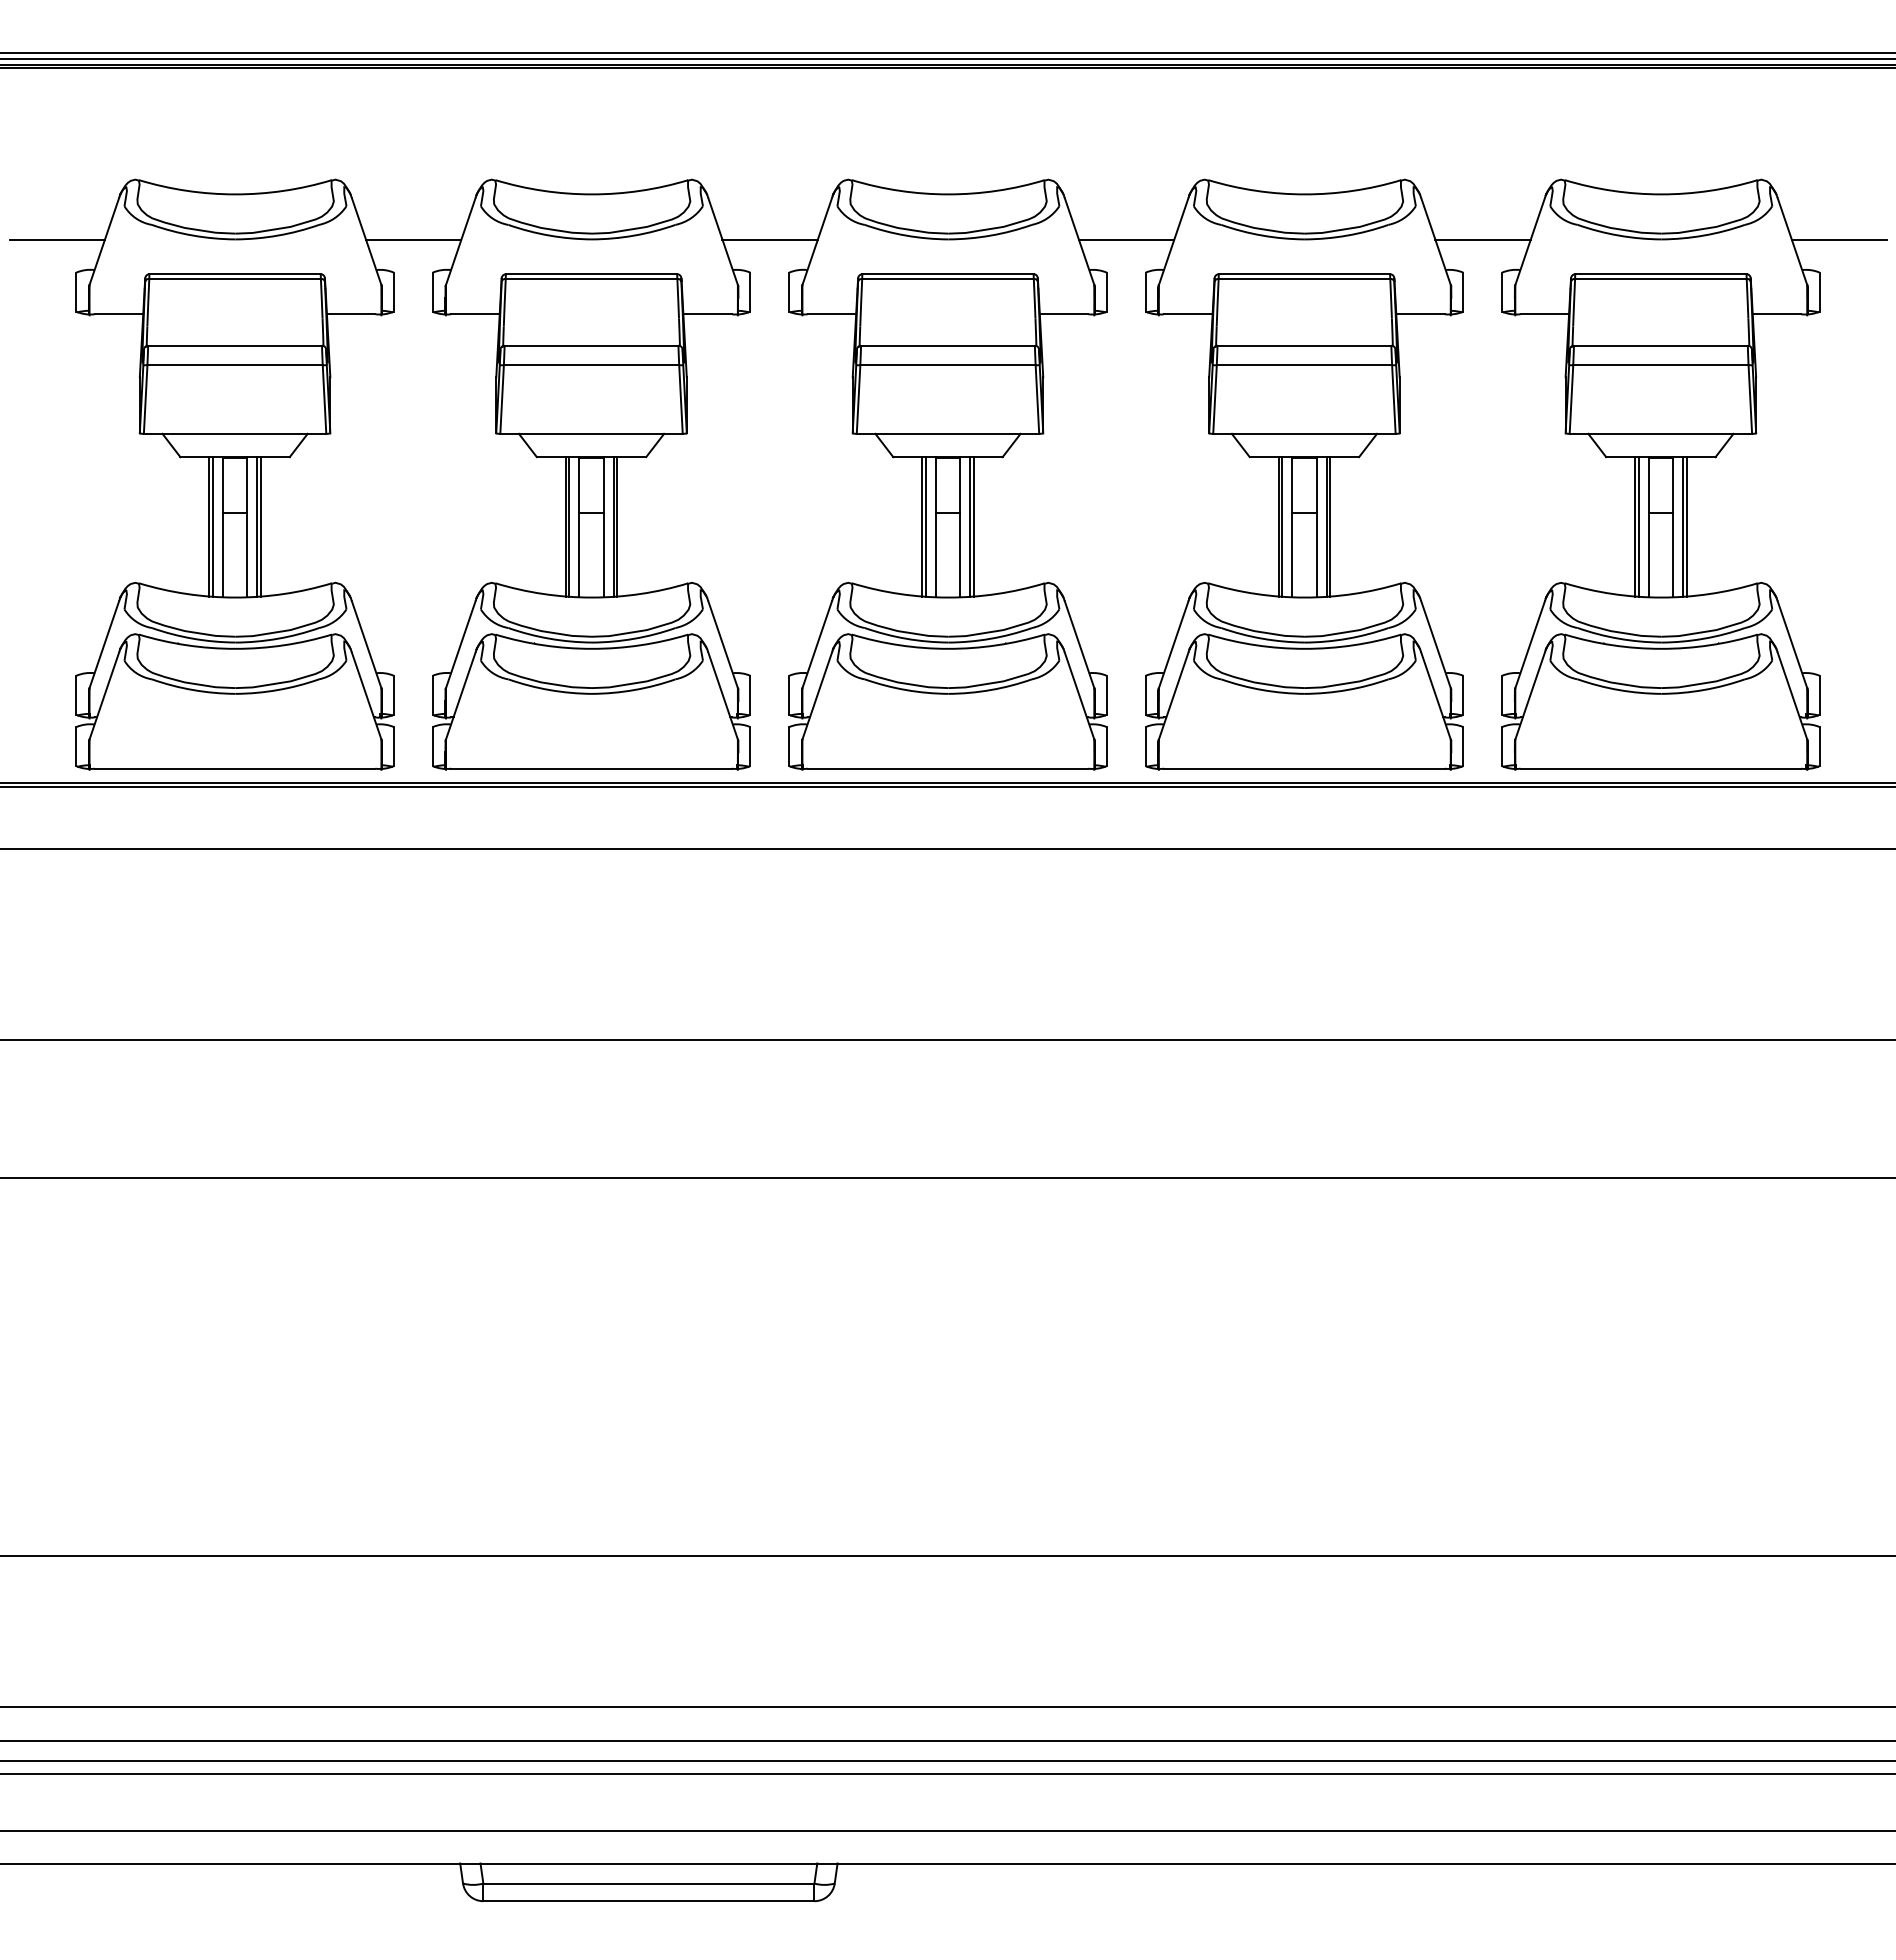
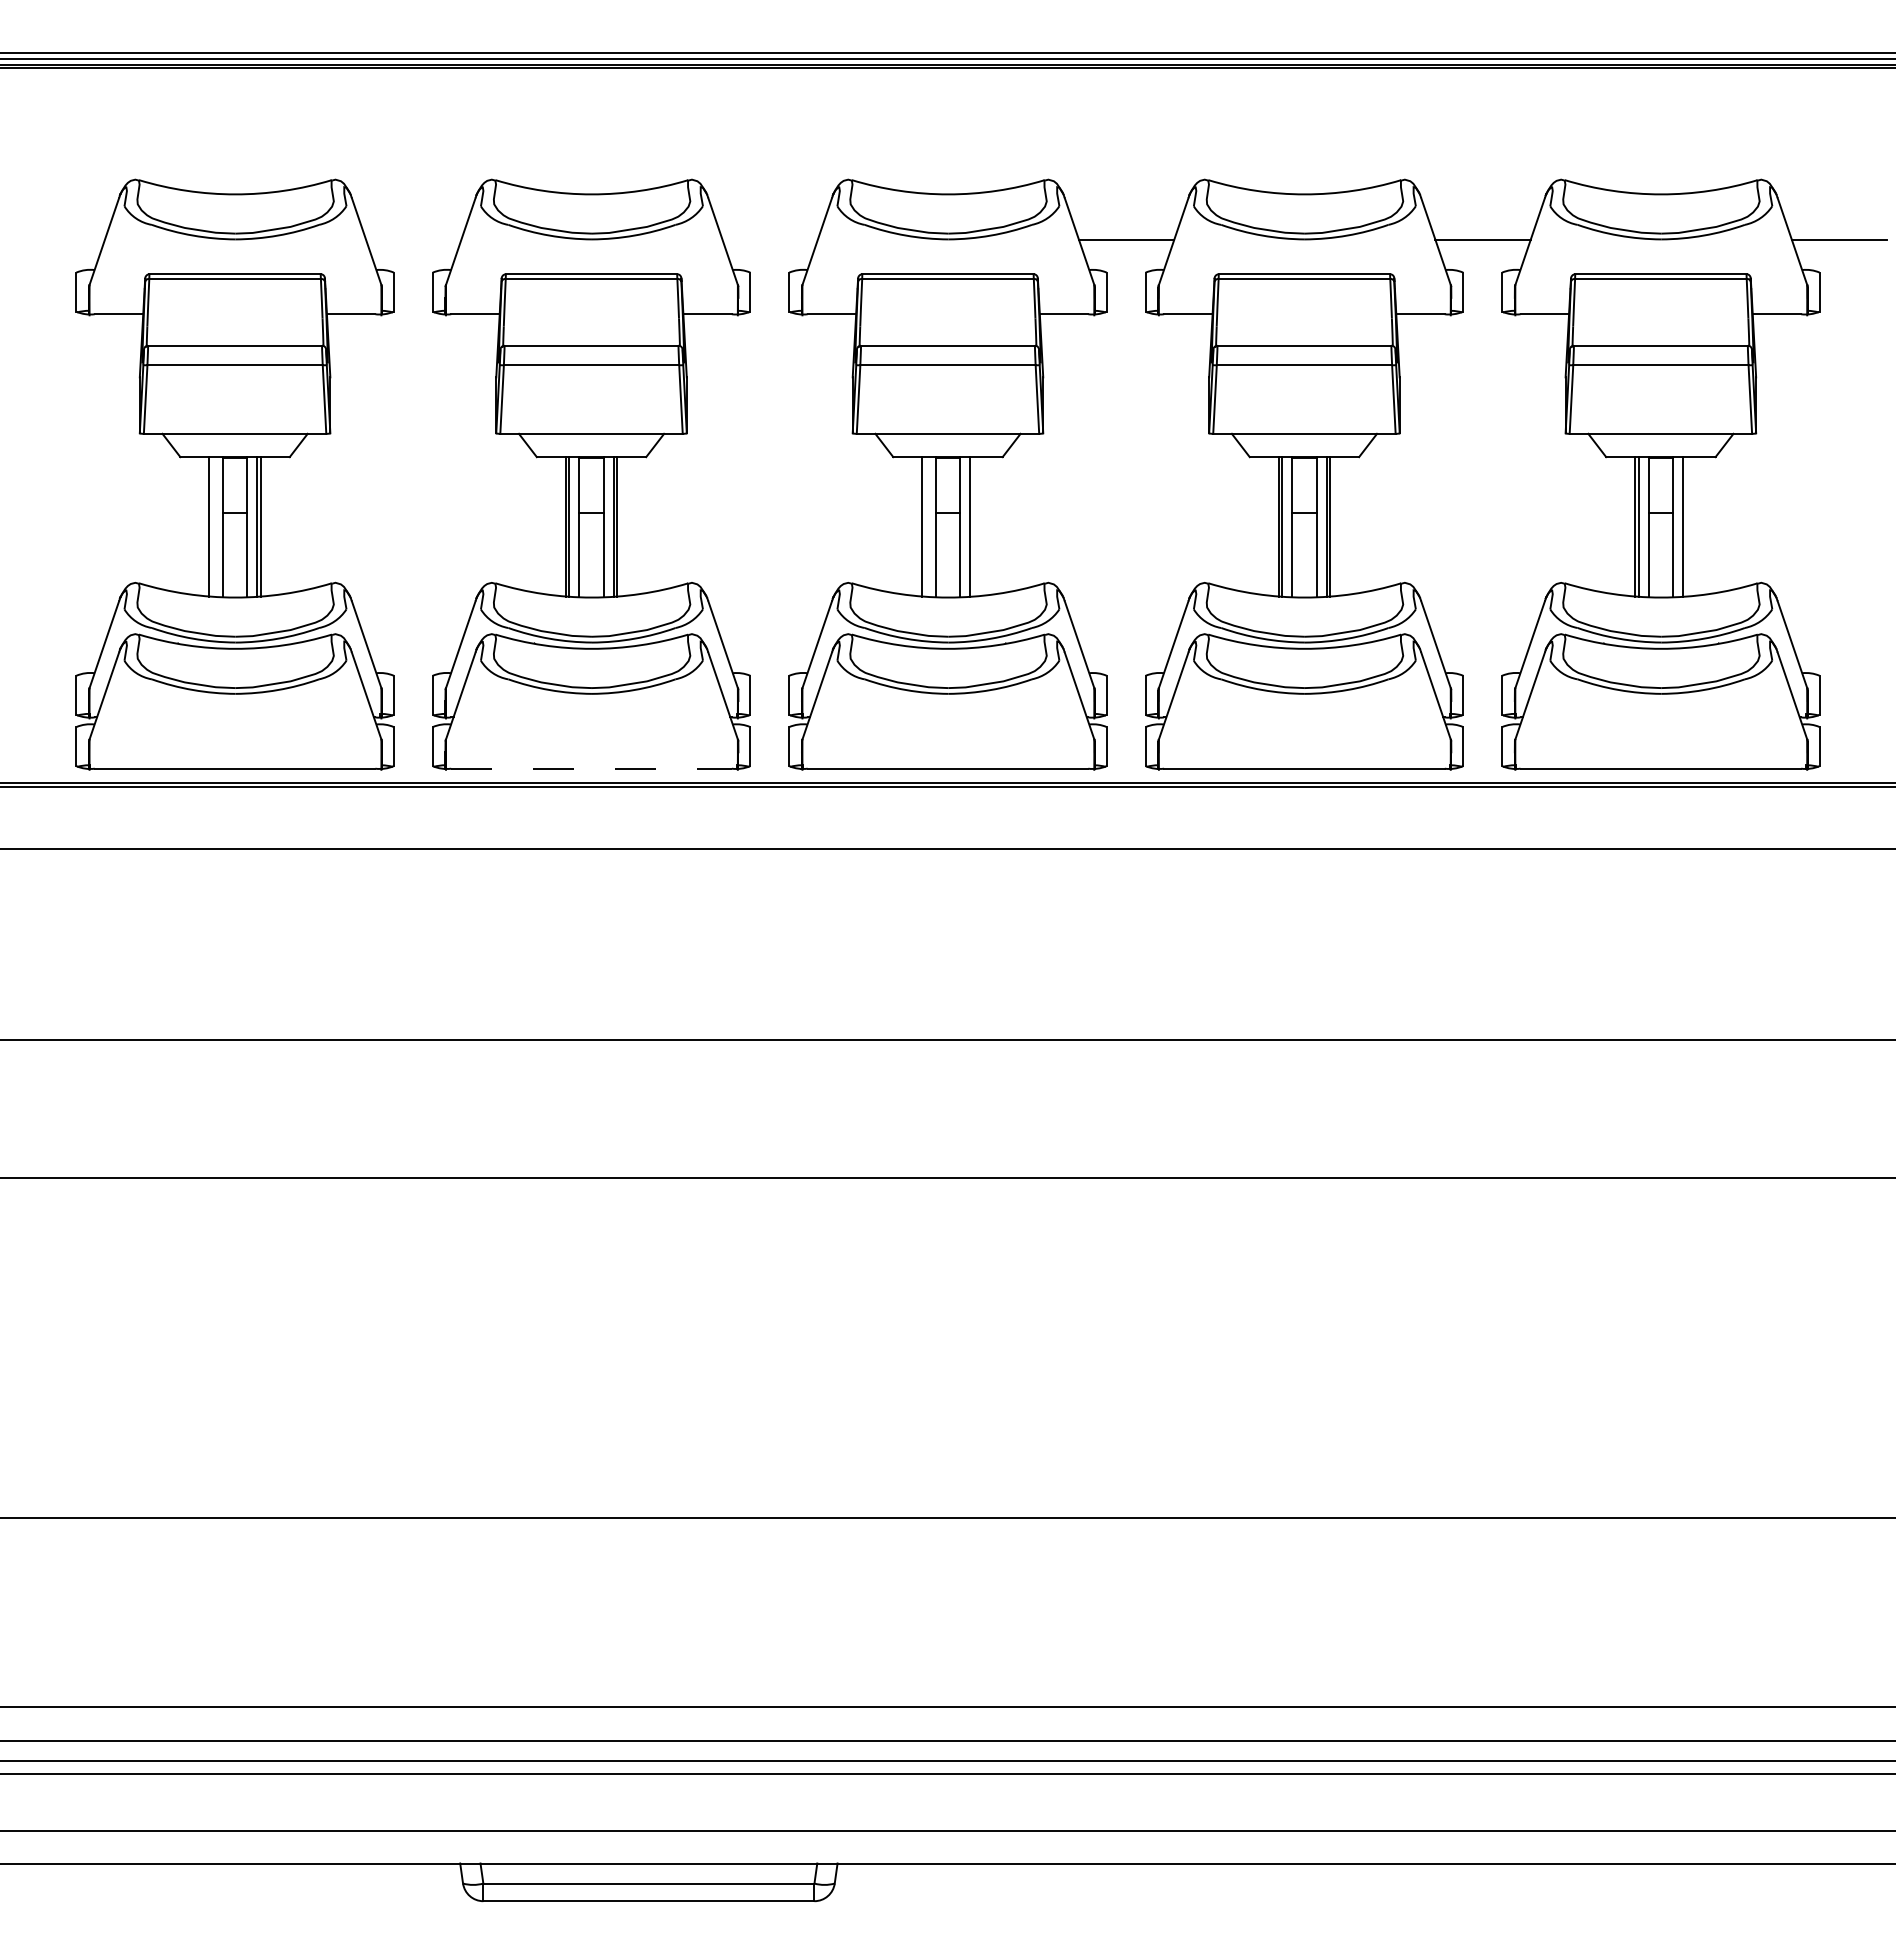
line: present -> none (57, 239)
line: present -> none (413, 239)
line: present -> none (769, 239)
line: present -> none (212, 526)
line: present -> none (925, 526)
line: present -> none (973, 526)
line: present -> none (1686, 526)
line: solid -> dashed (592, 768)
line position: (947, 1556) -> (947, 1518) (947, 1518)
